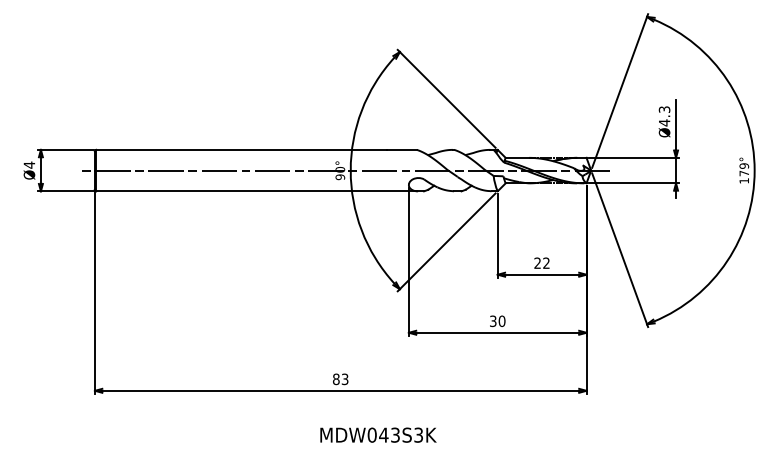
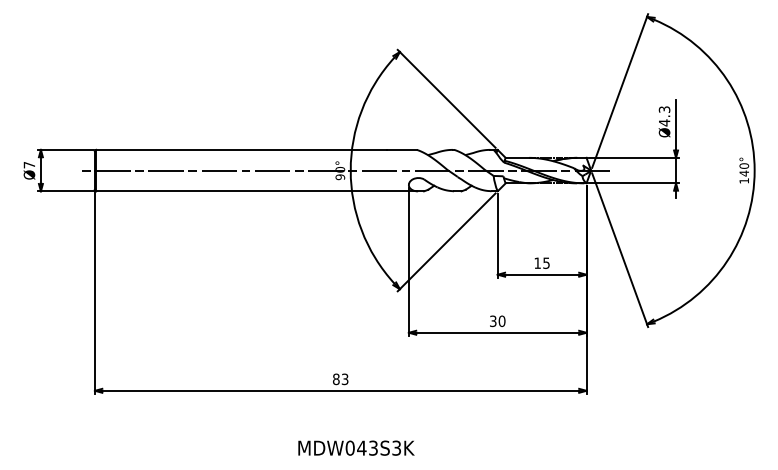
text: Ø4 -> Ø7 (28, 164)
text: 179° -> 140° (744, 169)
text: 22 -> 15 (541, 262)
text position: (378, 434) -> (356, 447) (356, 447)
